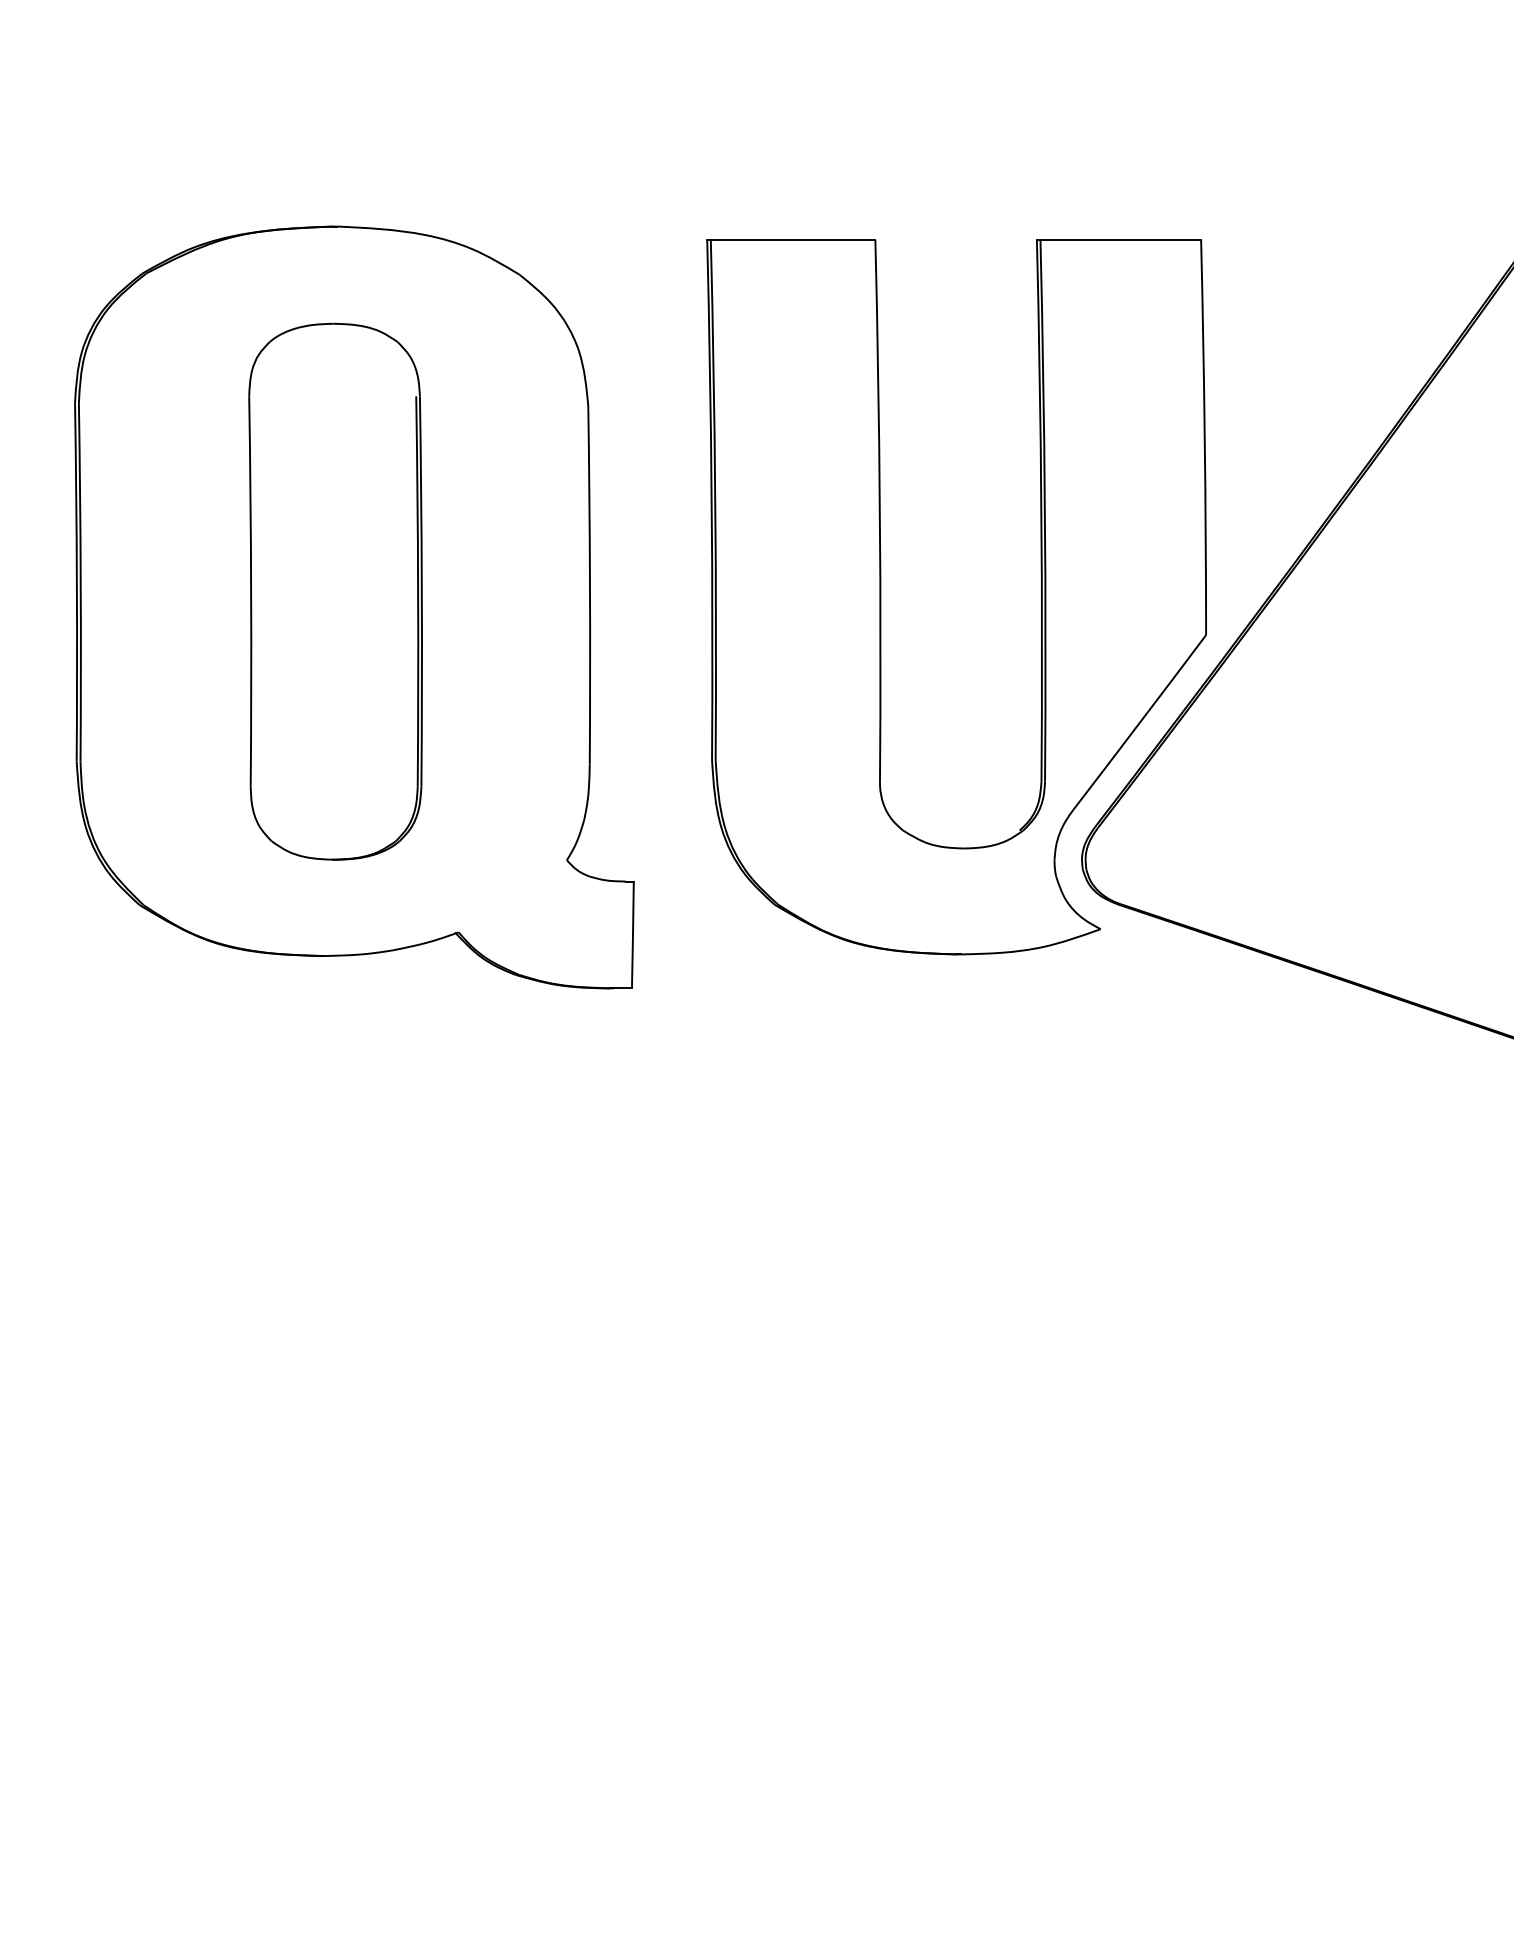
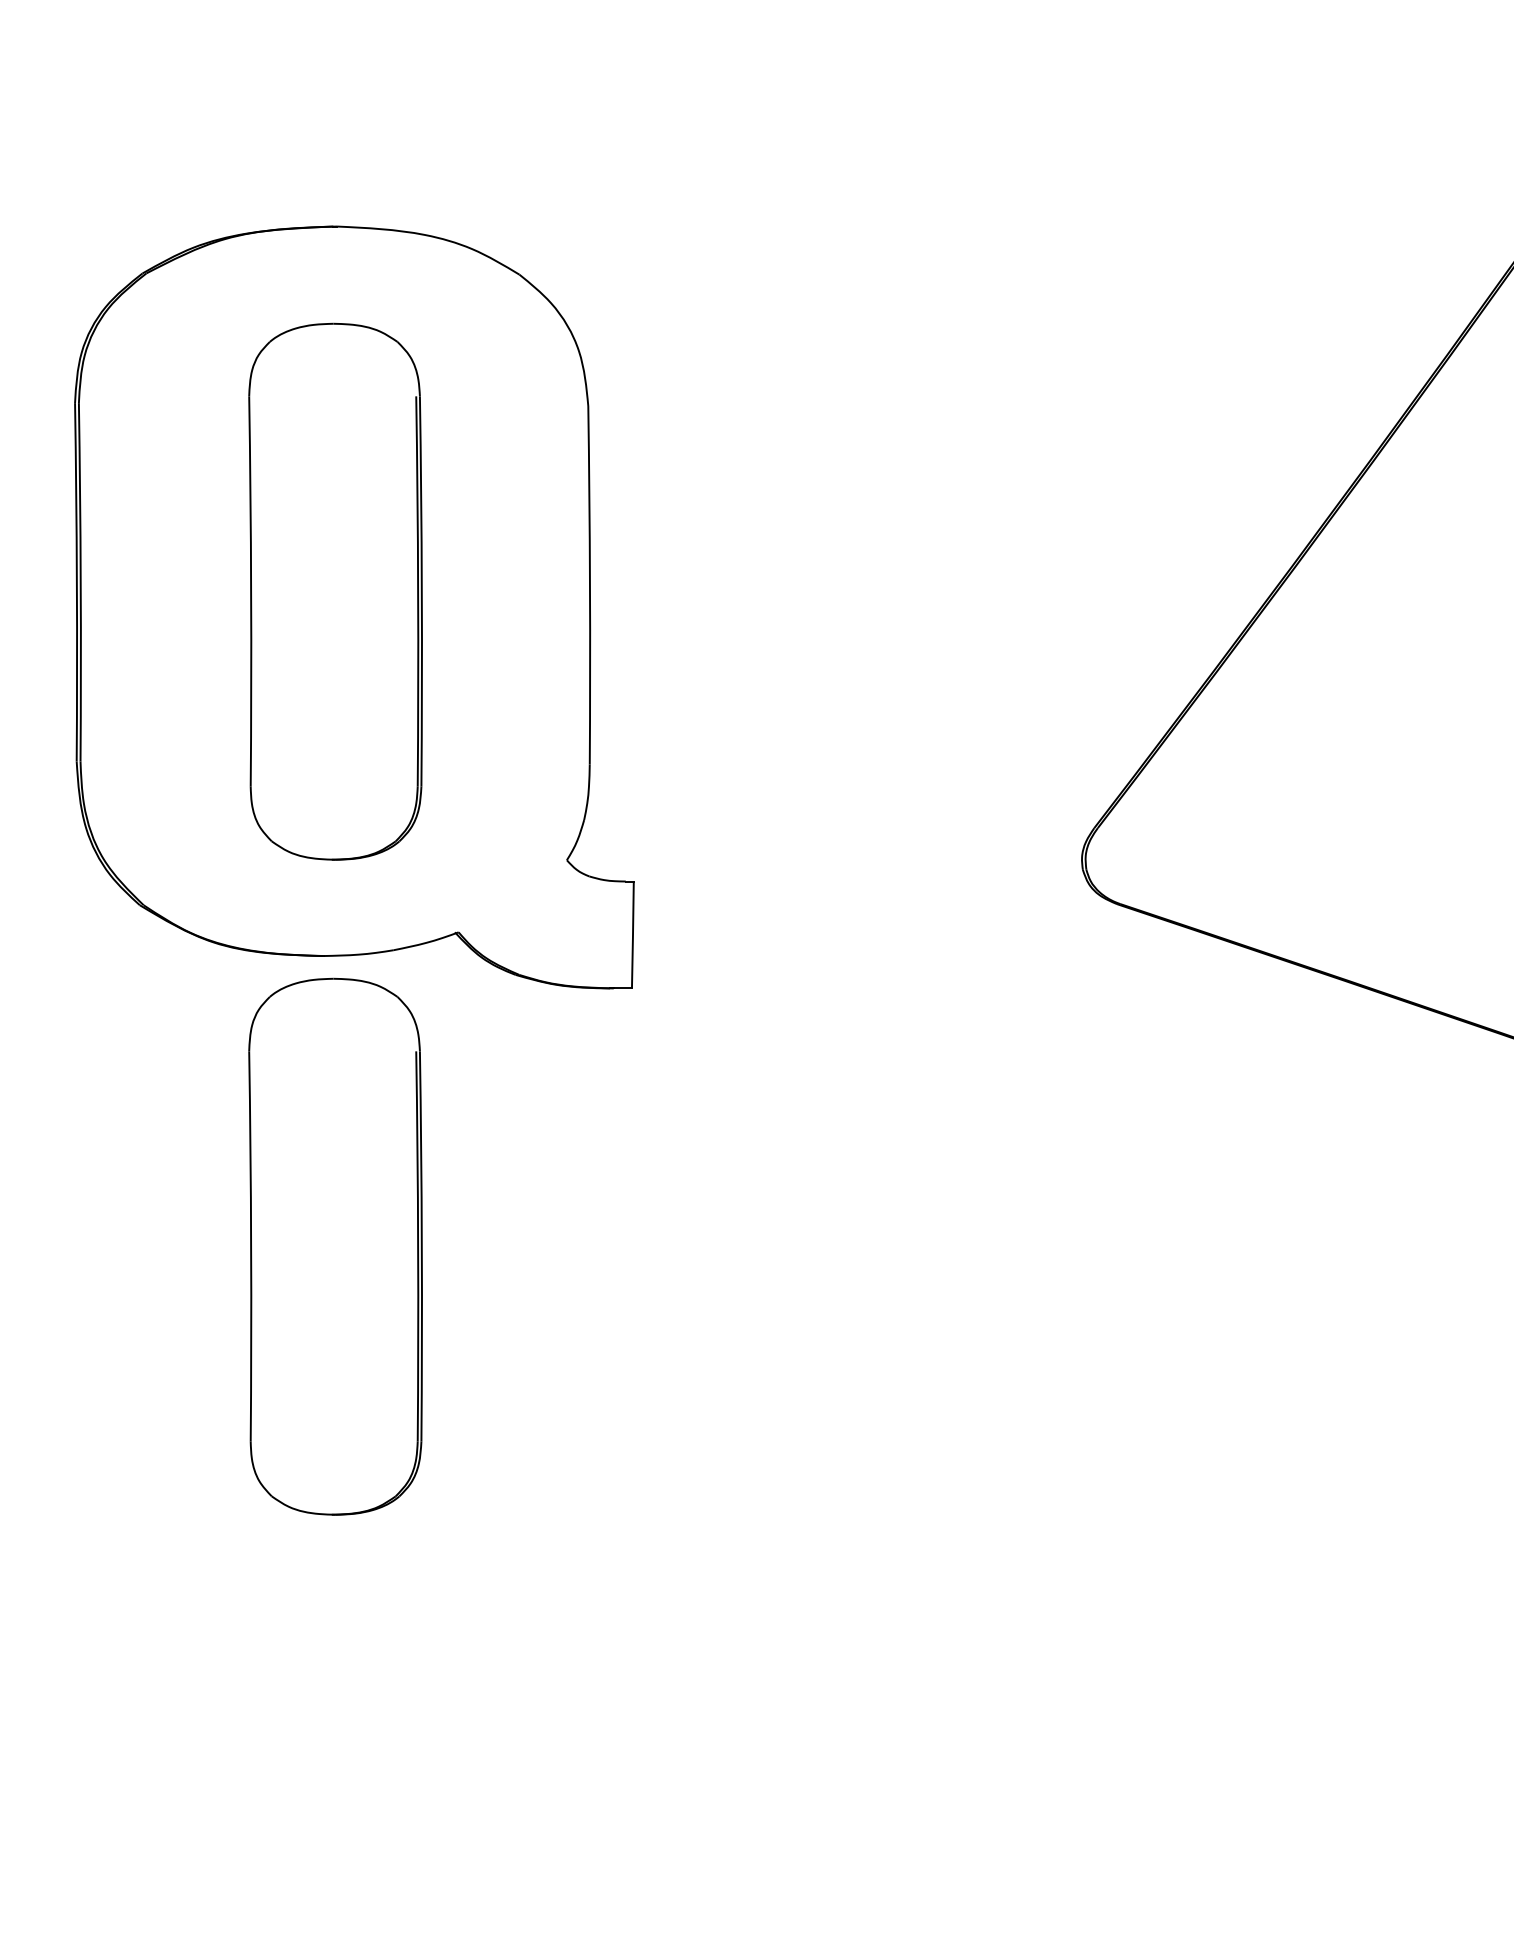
part: present -> none (881, 597)
part: none -> present (335, 1246)
